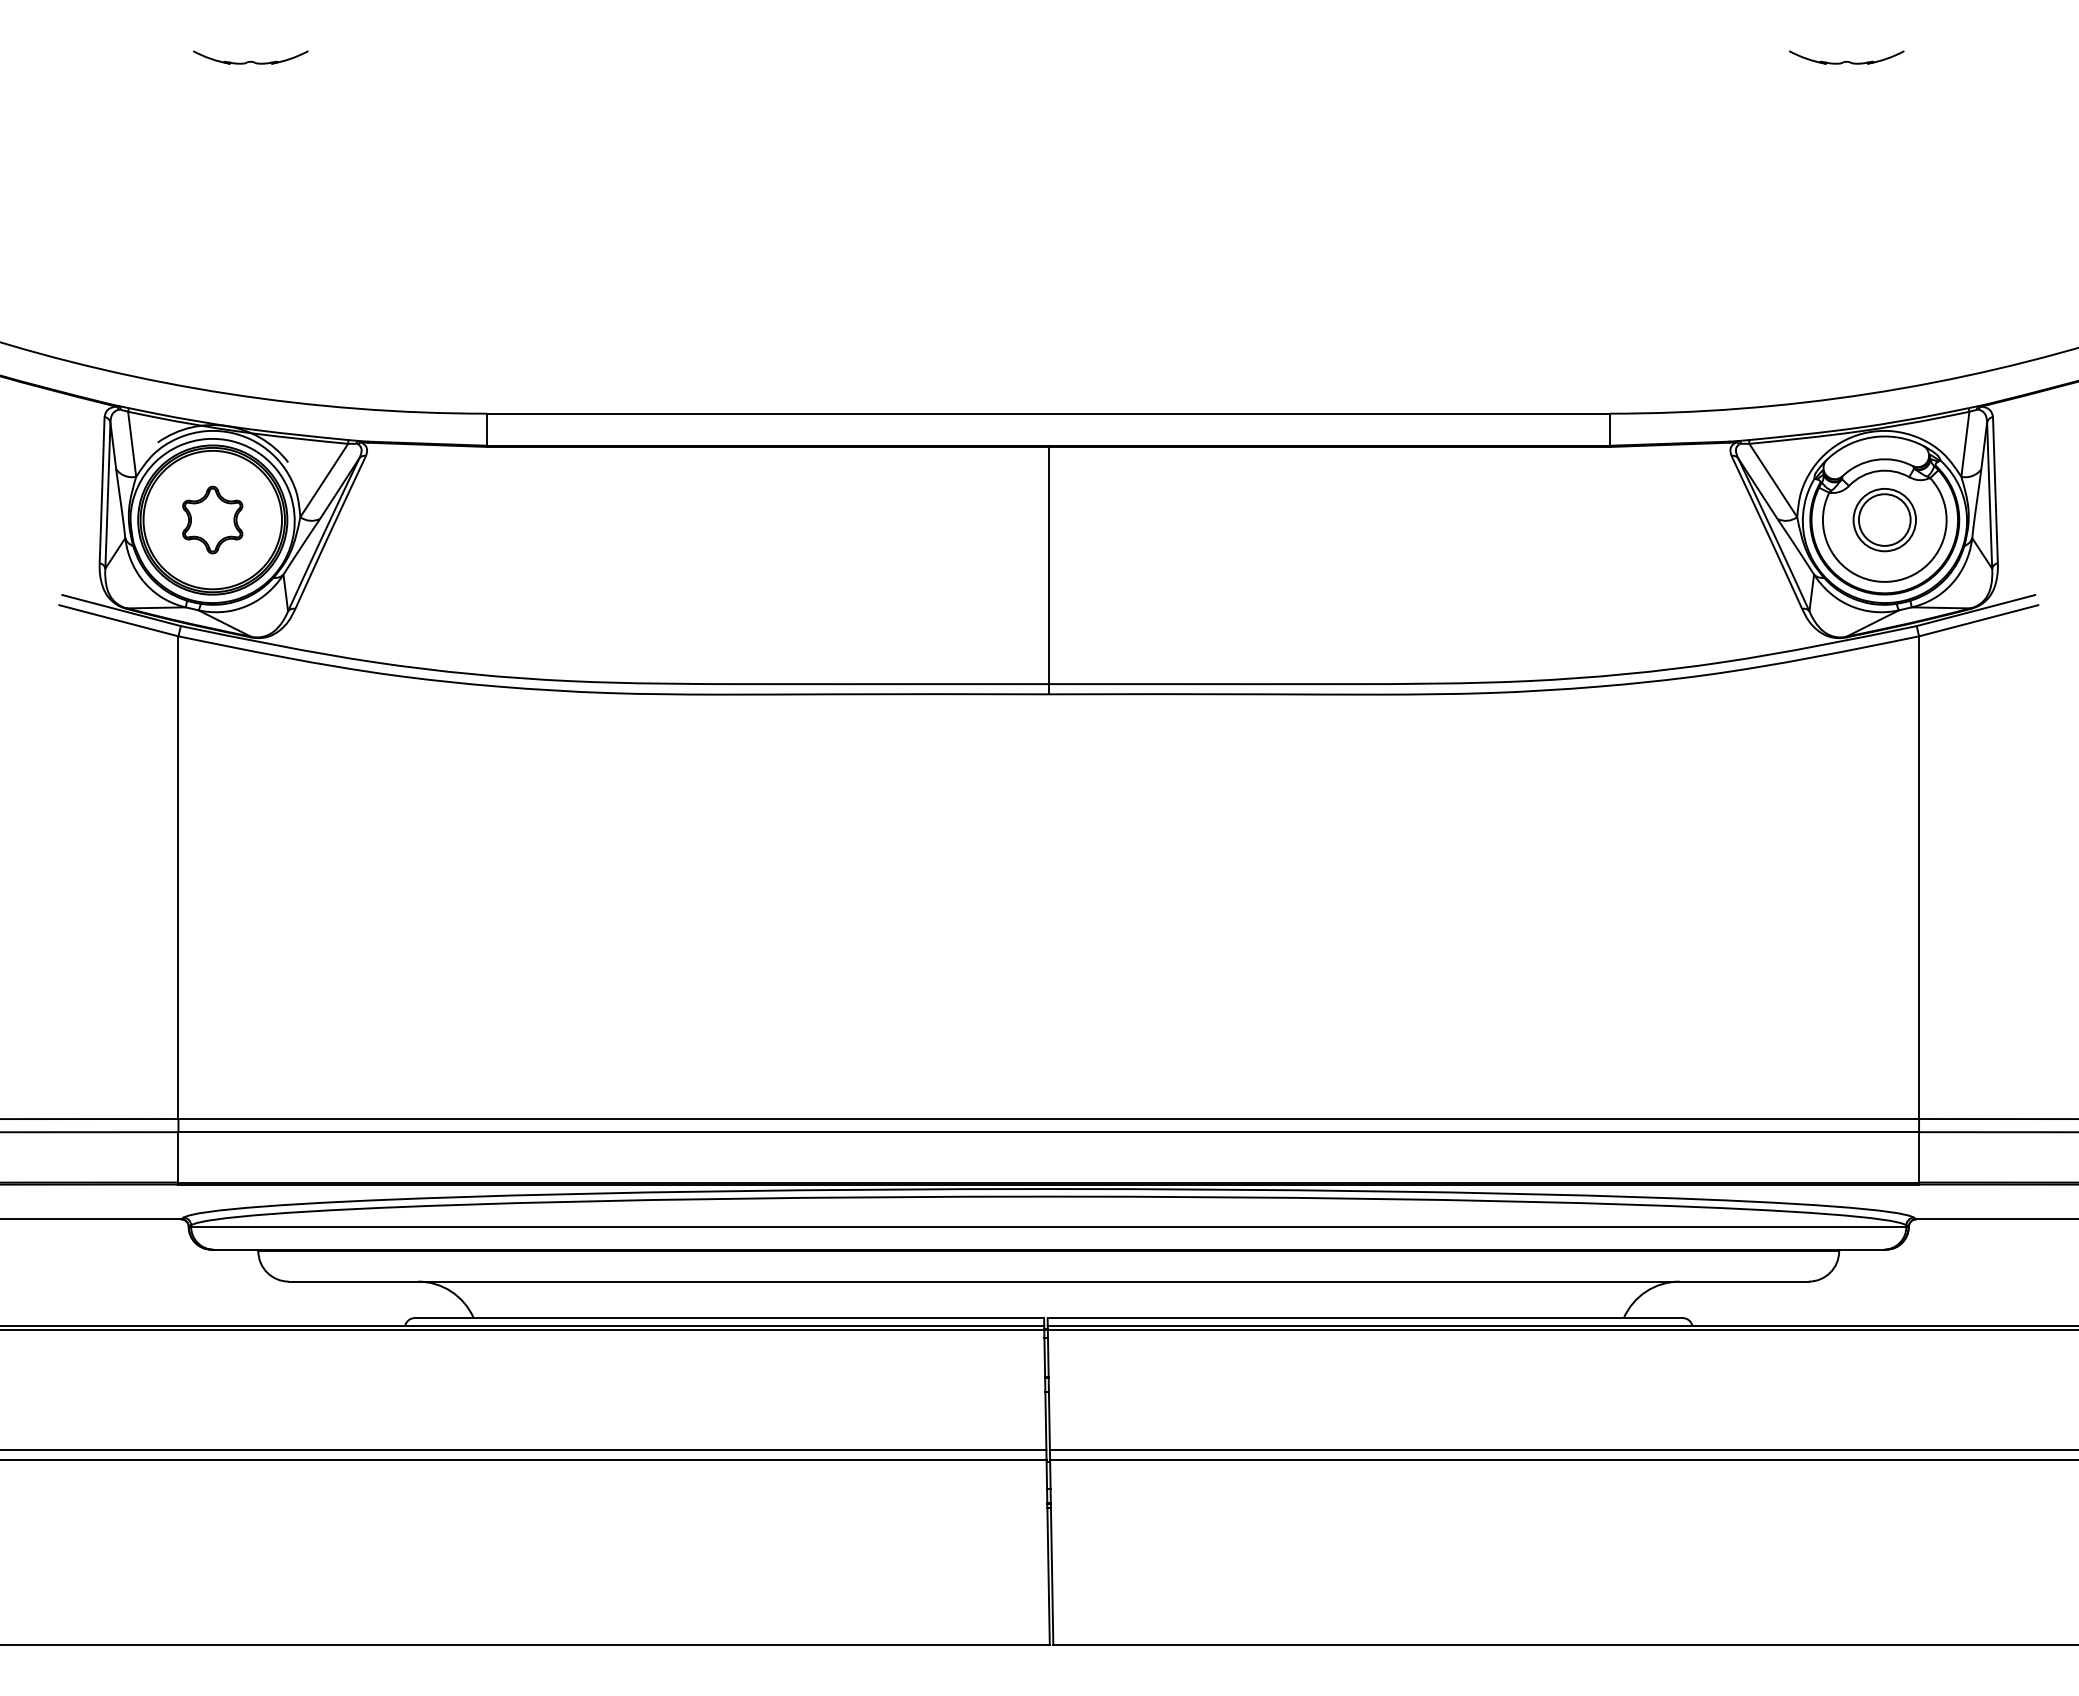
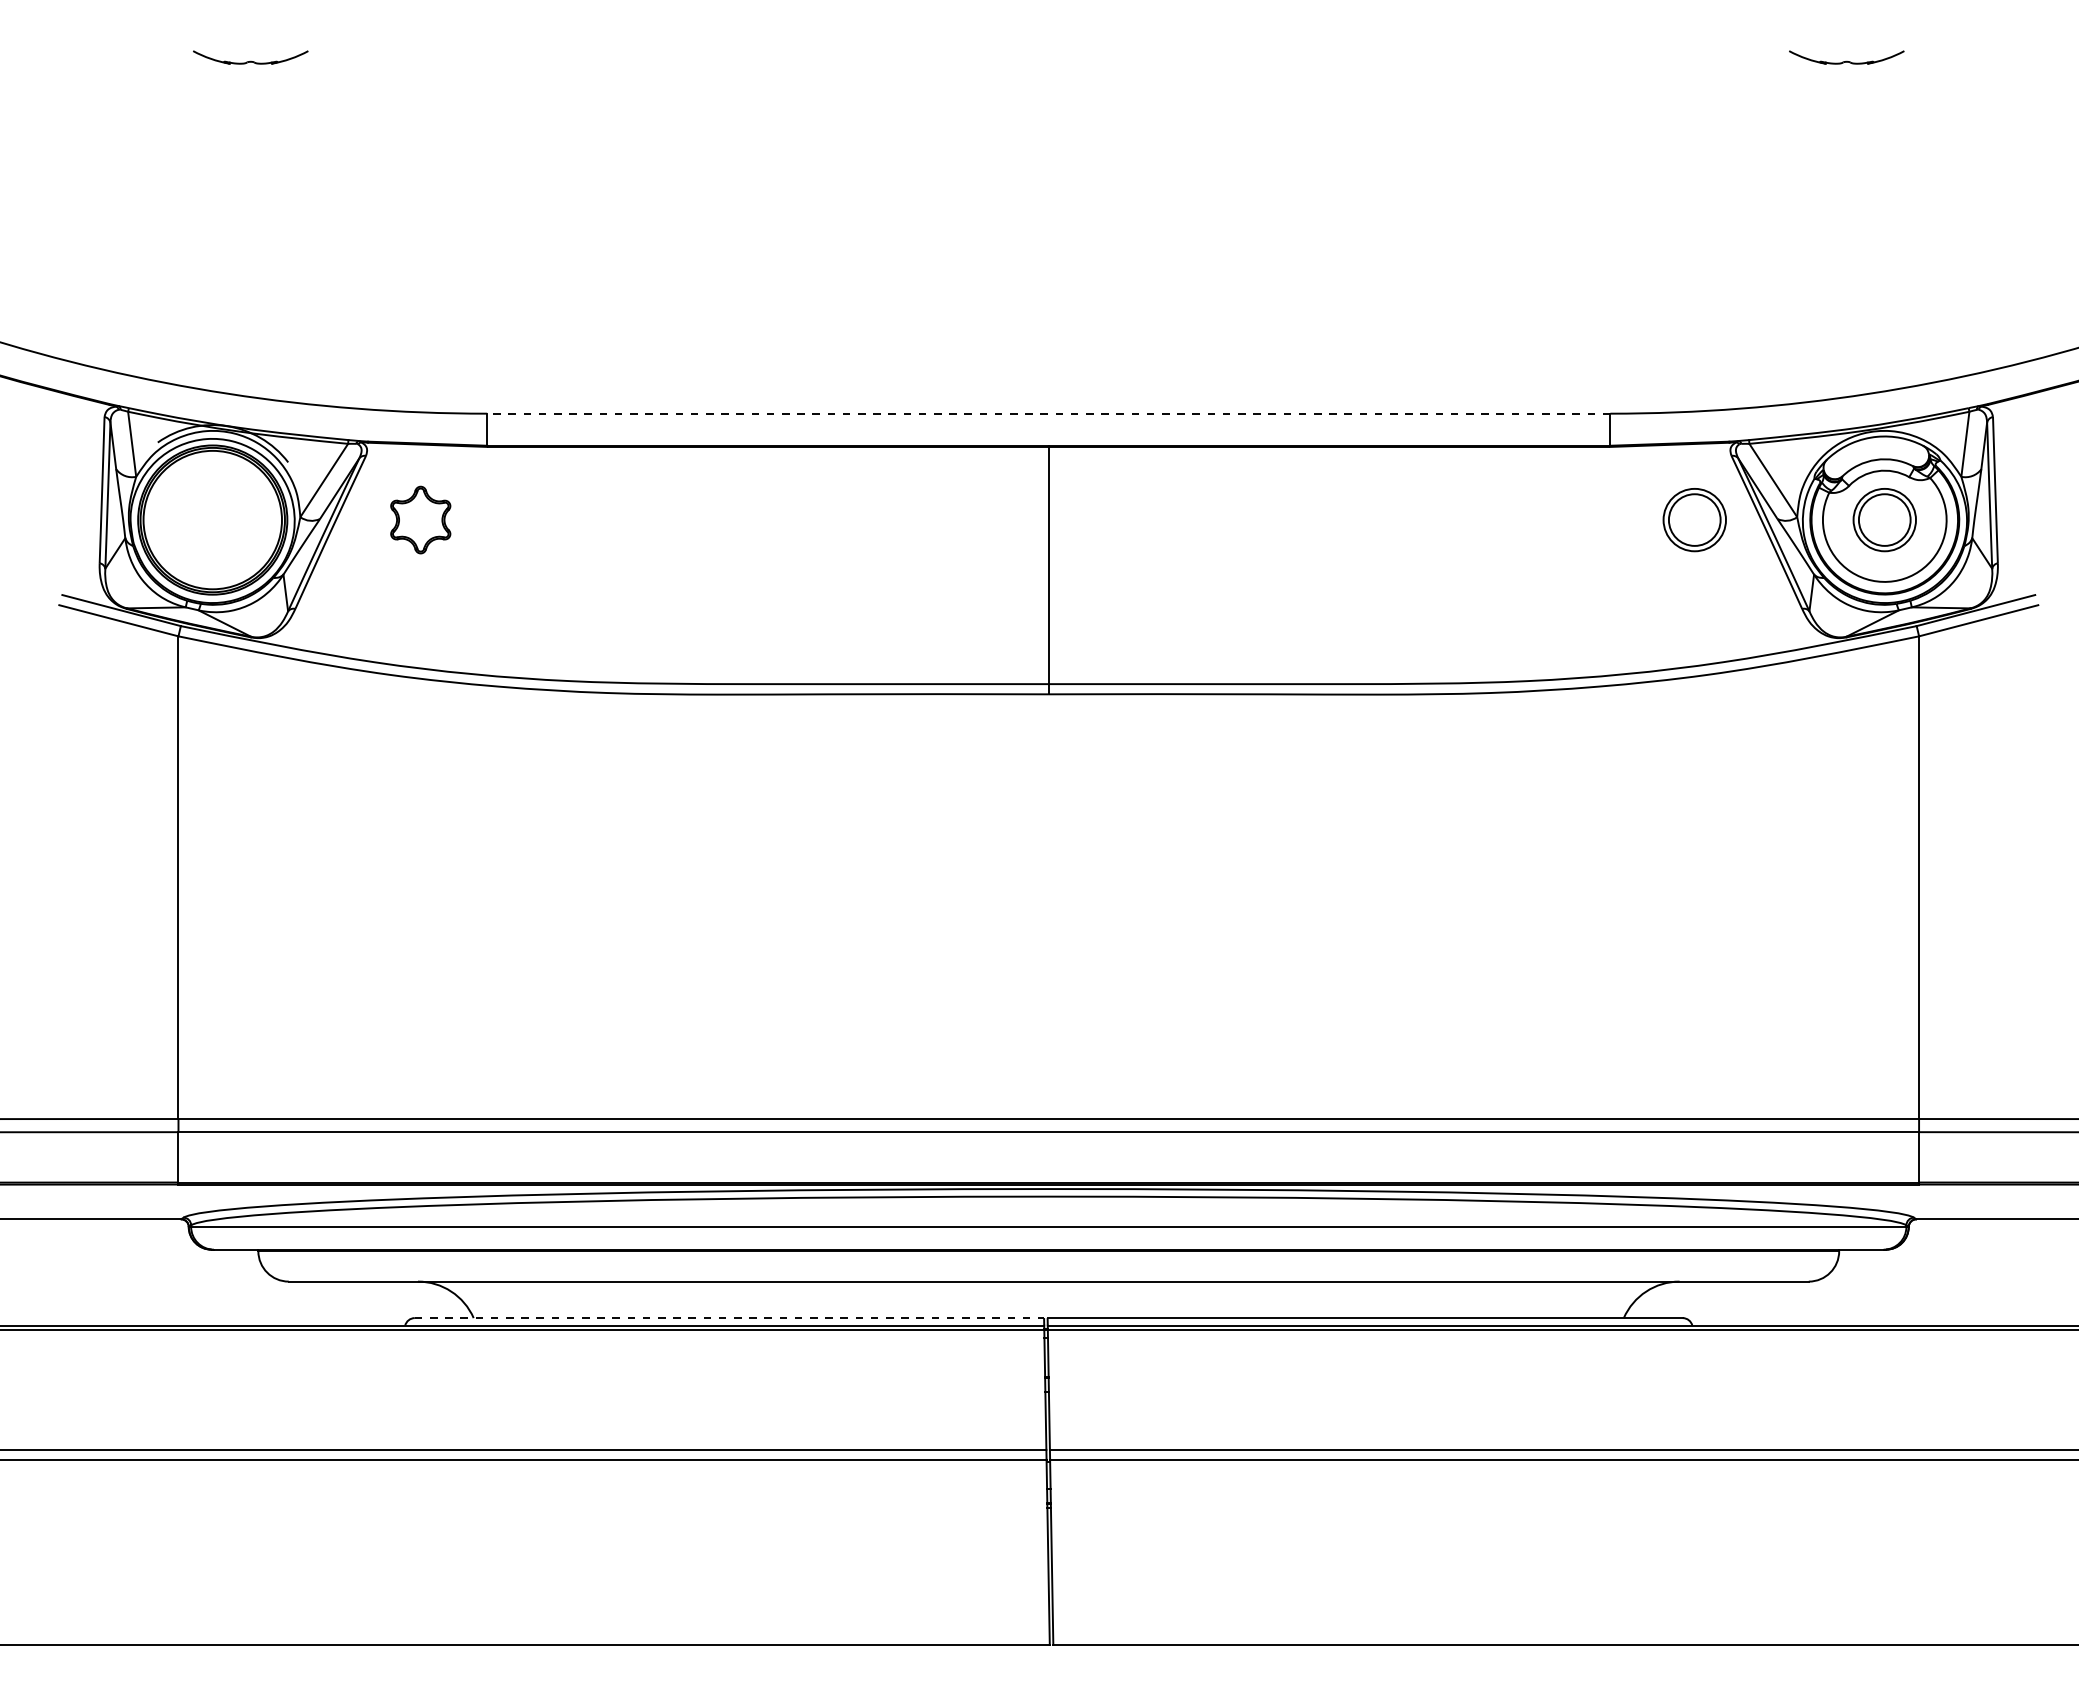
line: solid -> dashed (1048, 413)
part position: (212, 519) -> (420, 519) (420, 519)
part: none -> present (1694, 520)
line: solid -> dashed (729, 1318)
